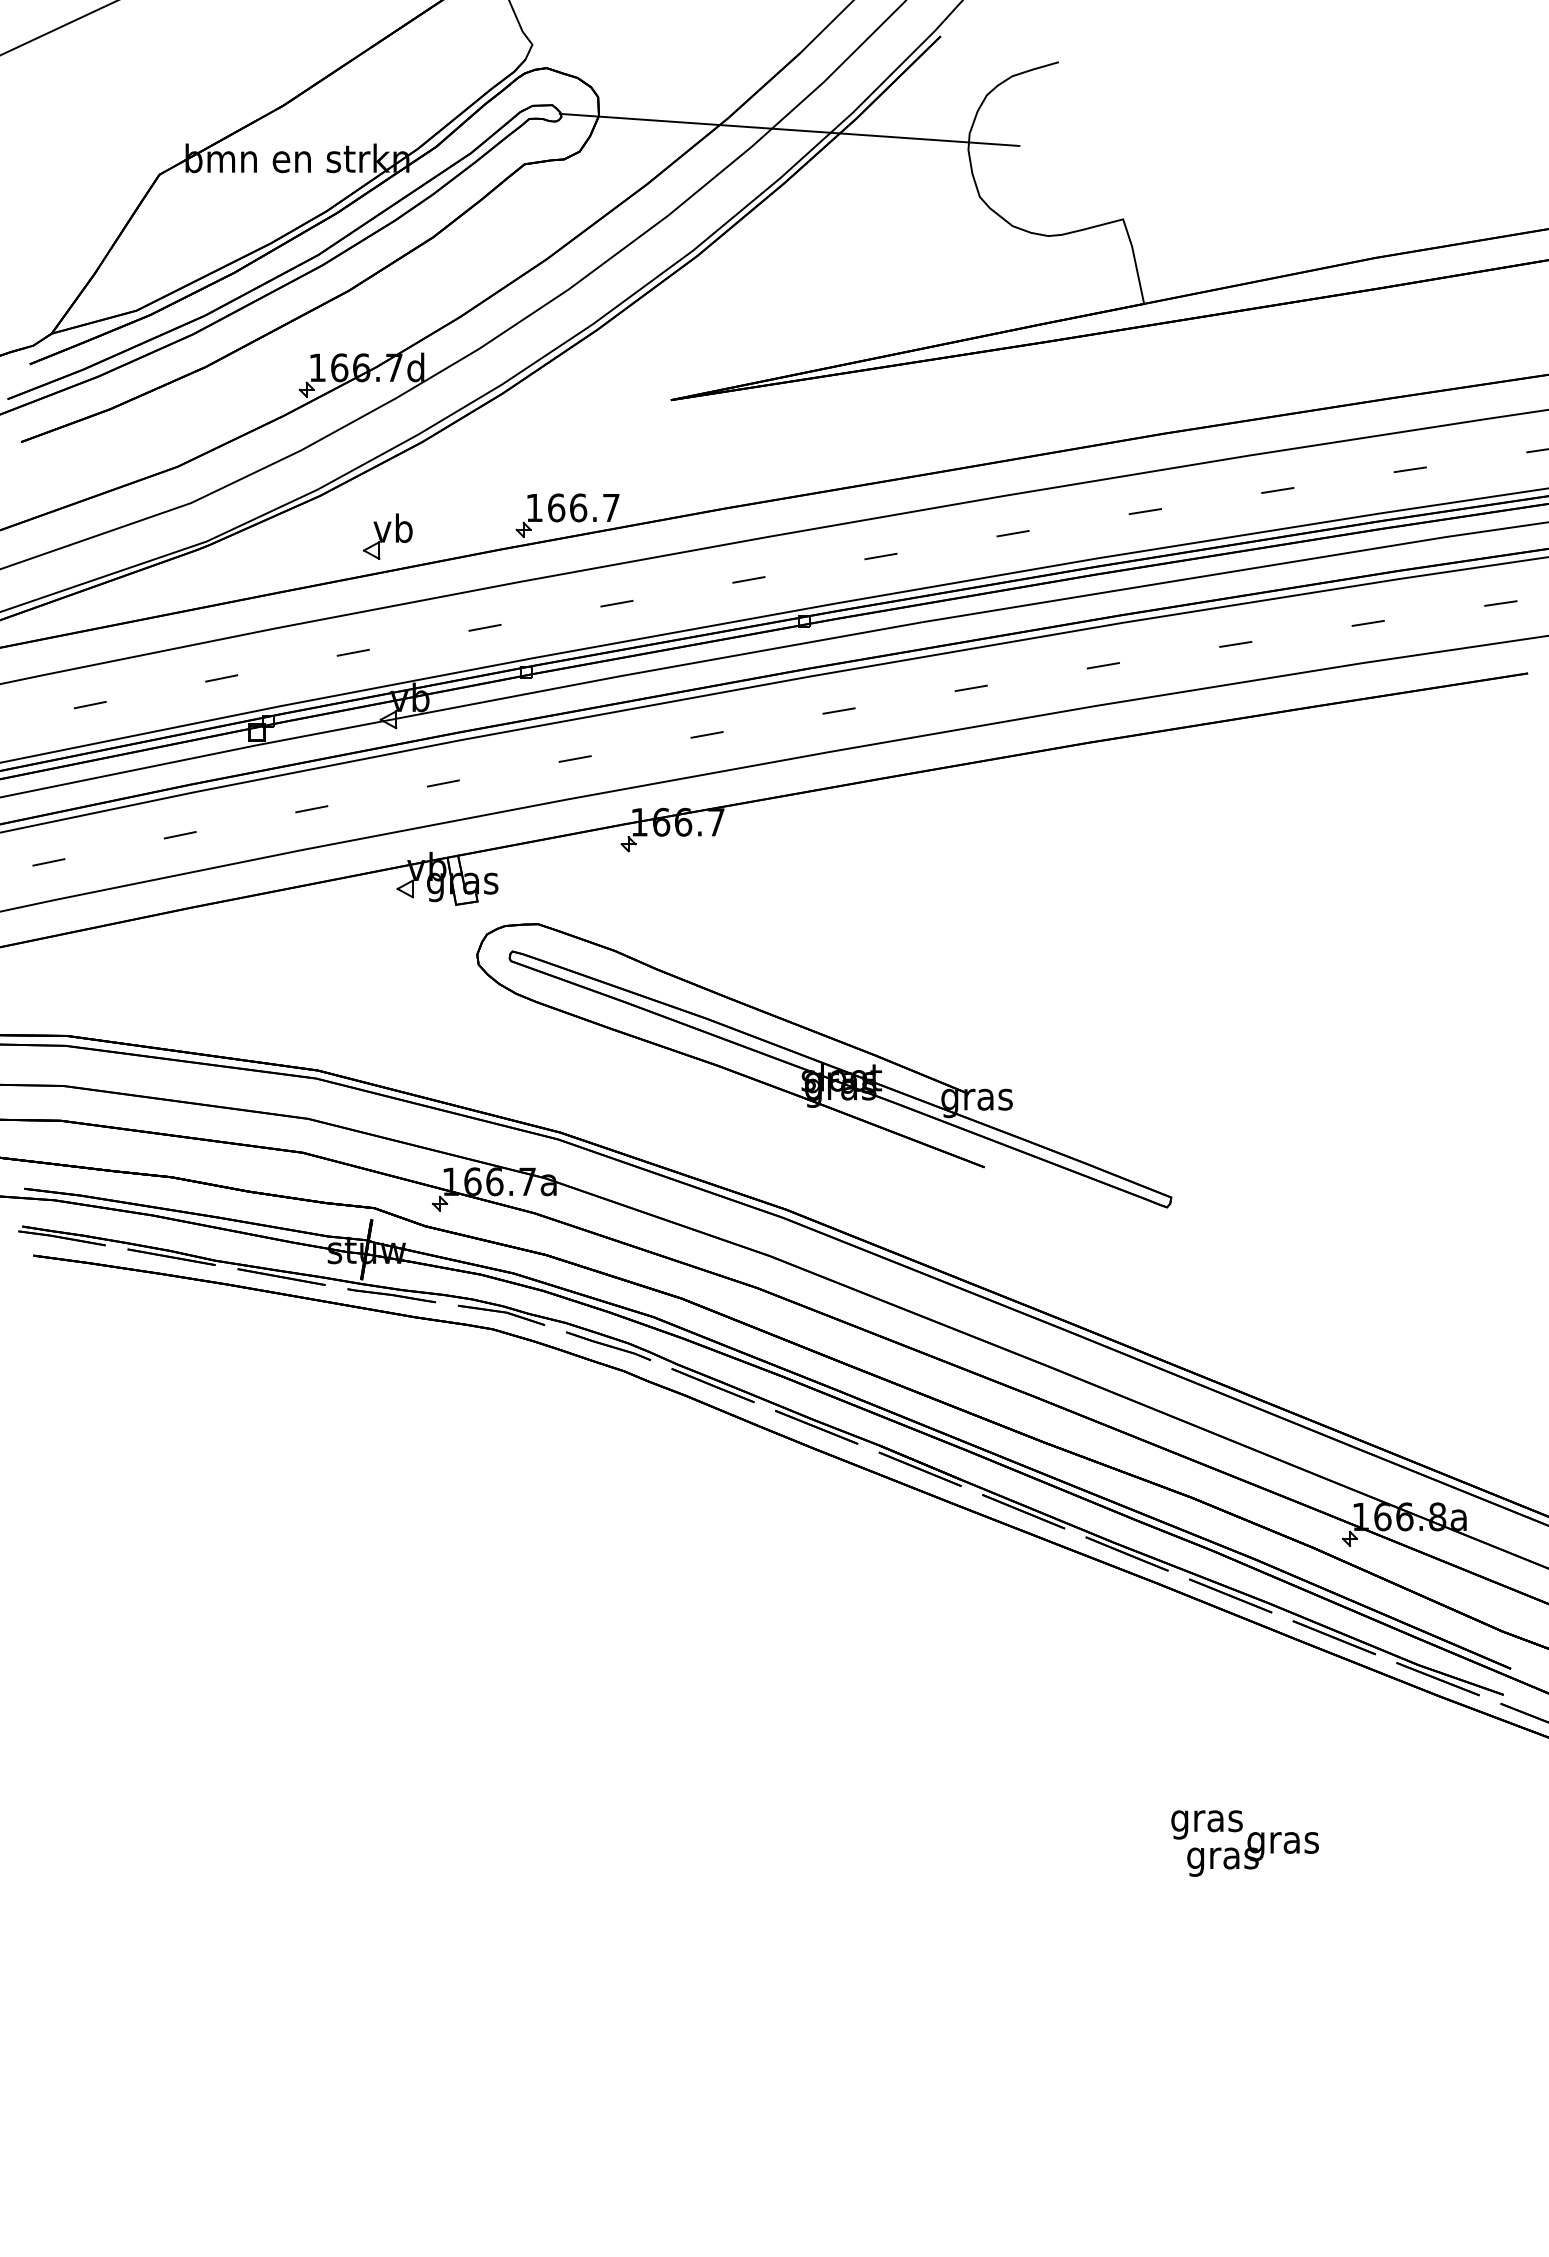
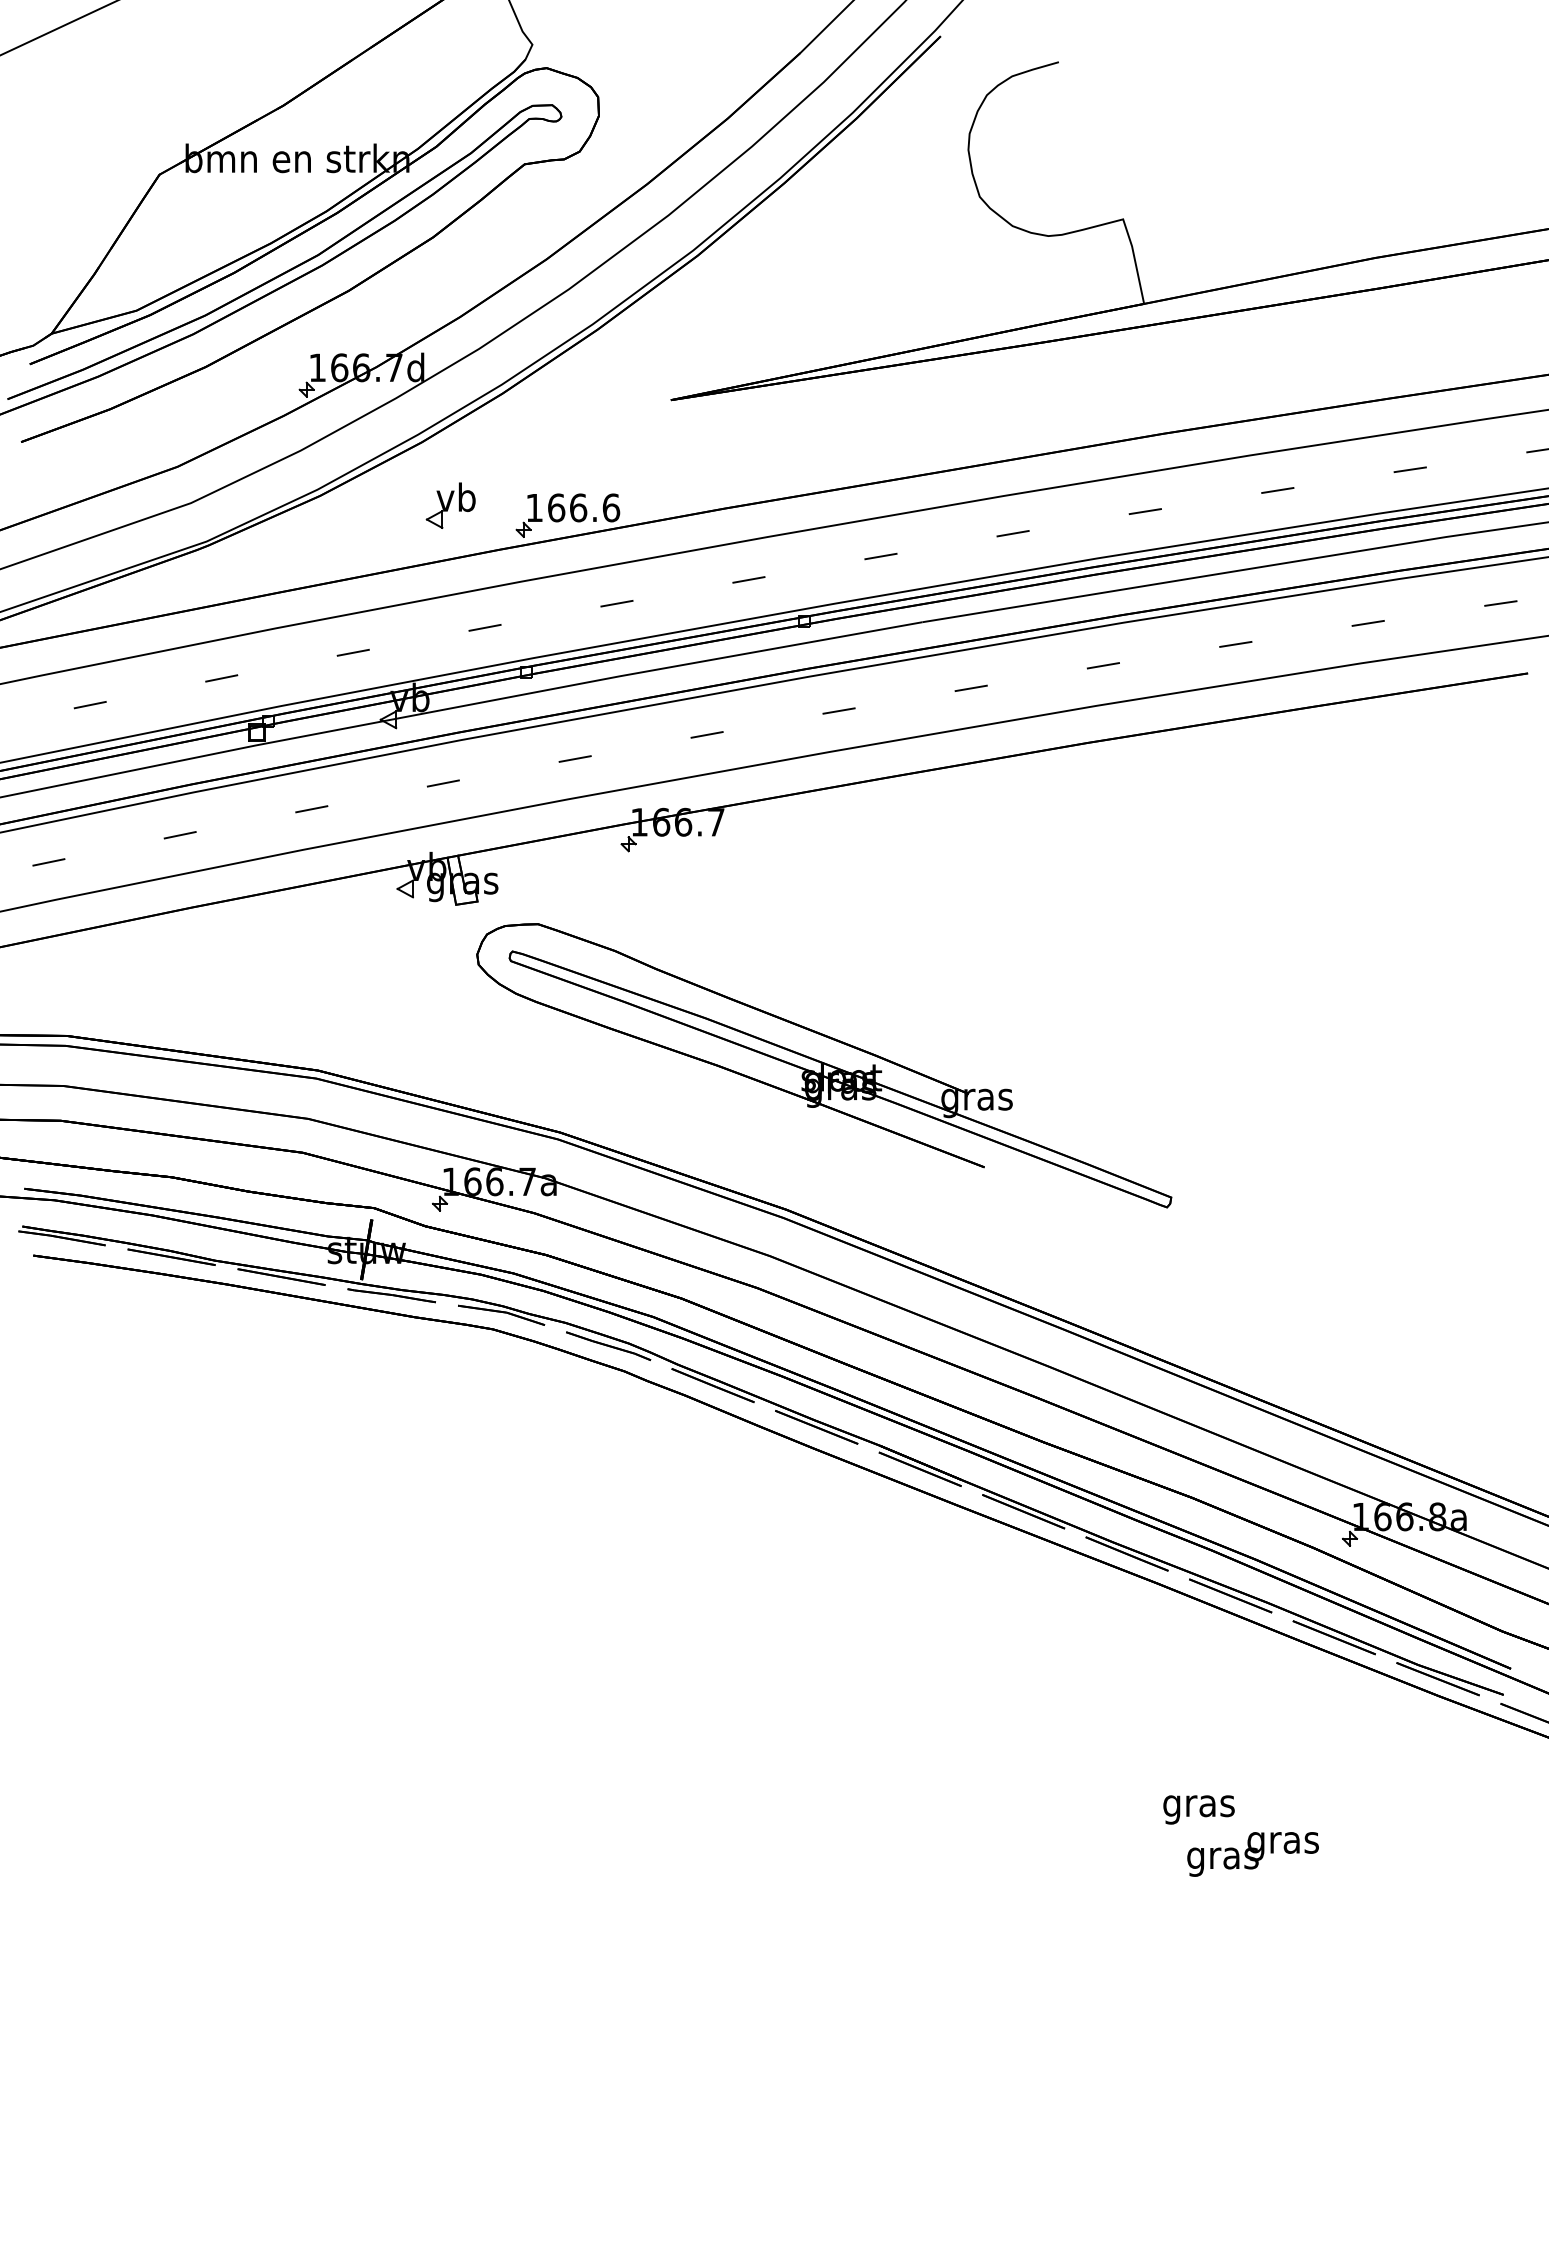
line: present -> none (789, 129)
text: 166.7 -> 166.6 (611, 507)
part position: (387, 536) -> (450, 505) (450, 505)
text position: (1206, 1824) -> (1198, 1809) (1198, 1809)
